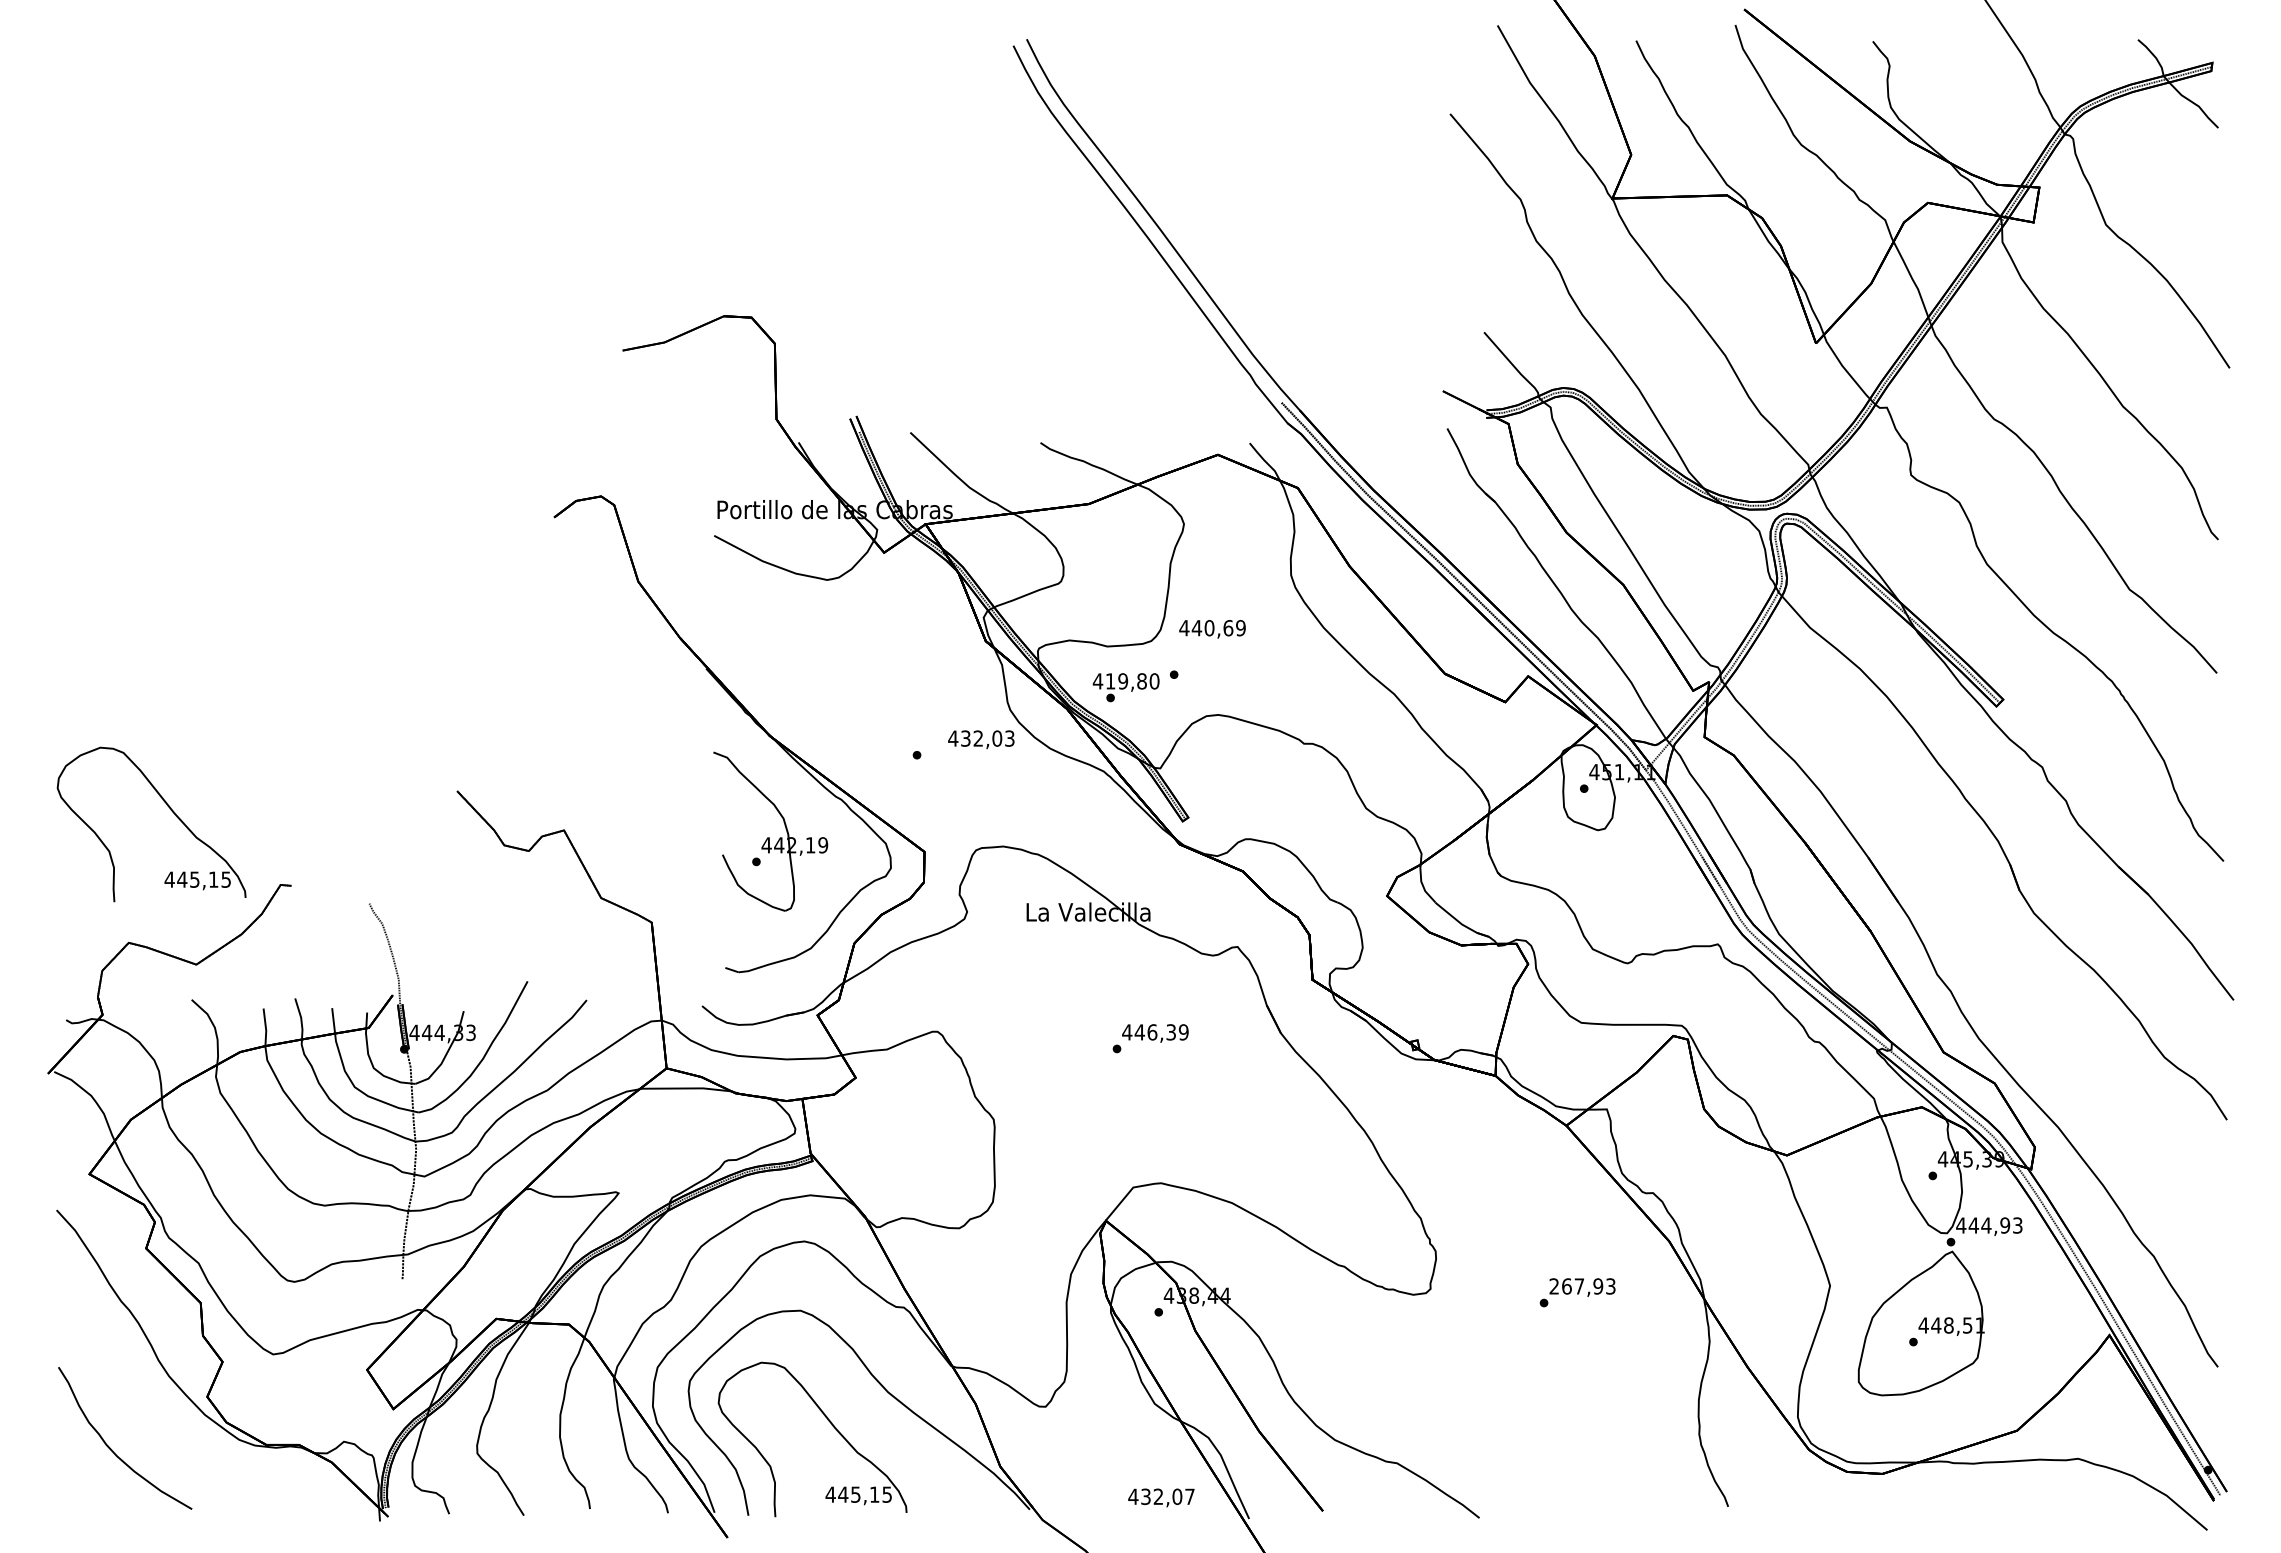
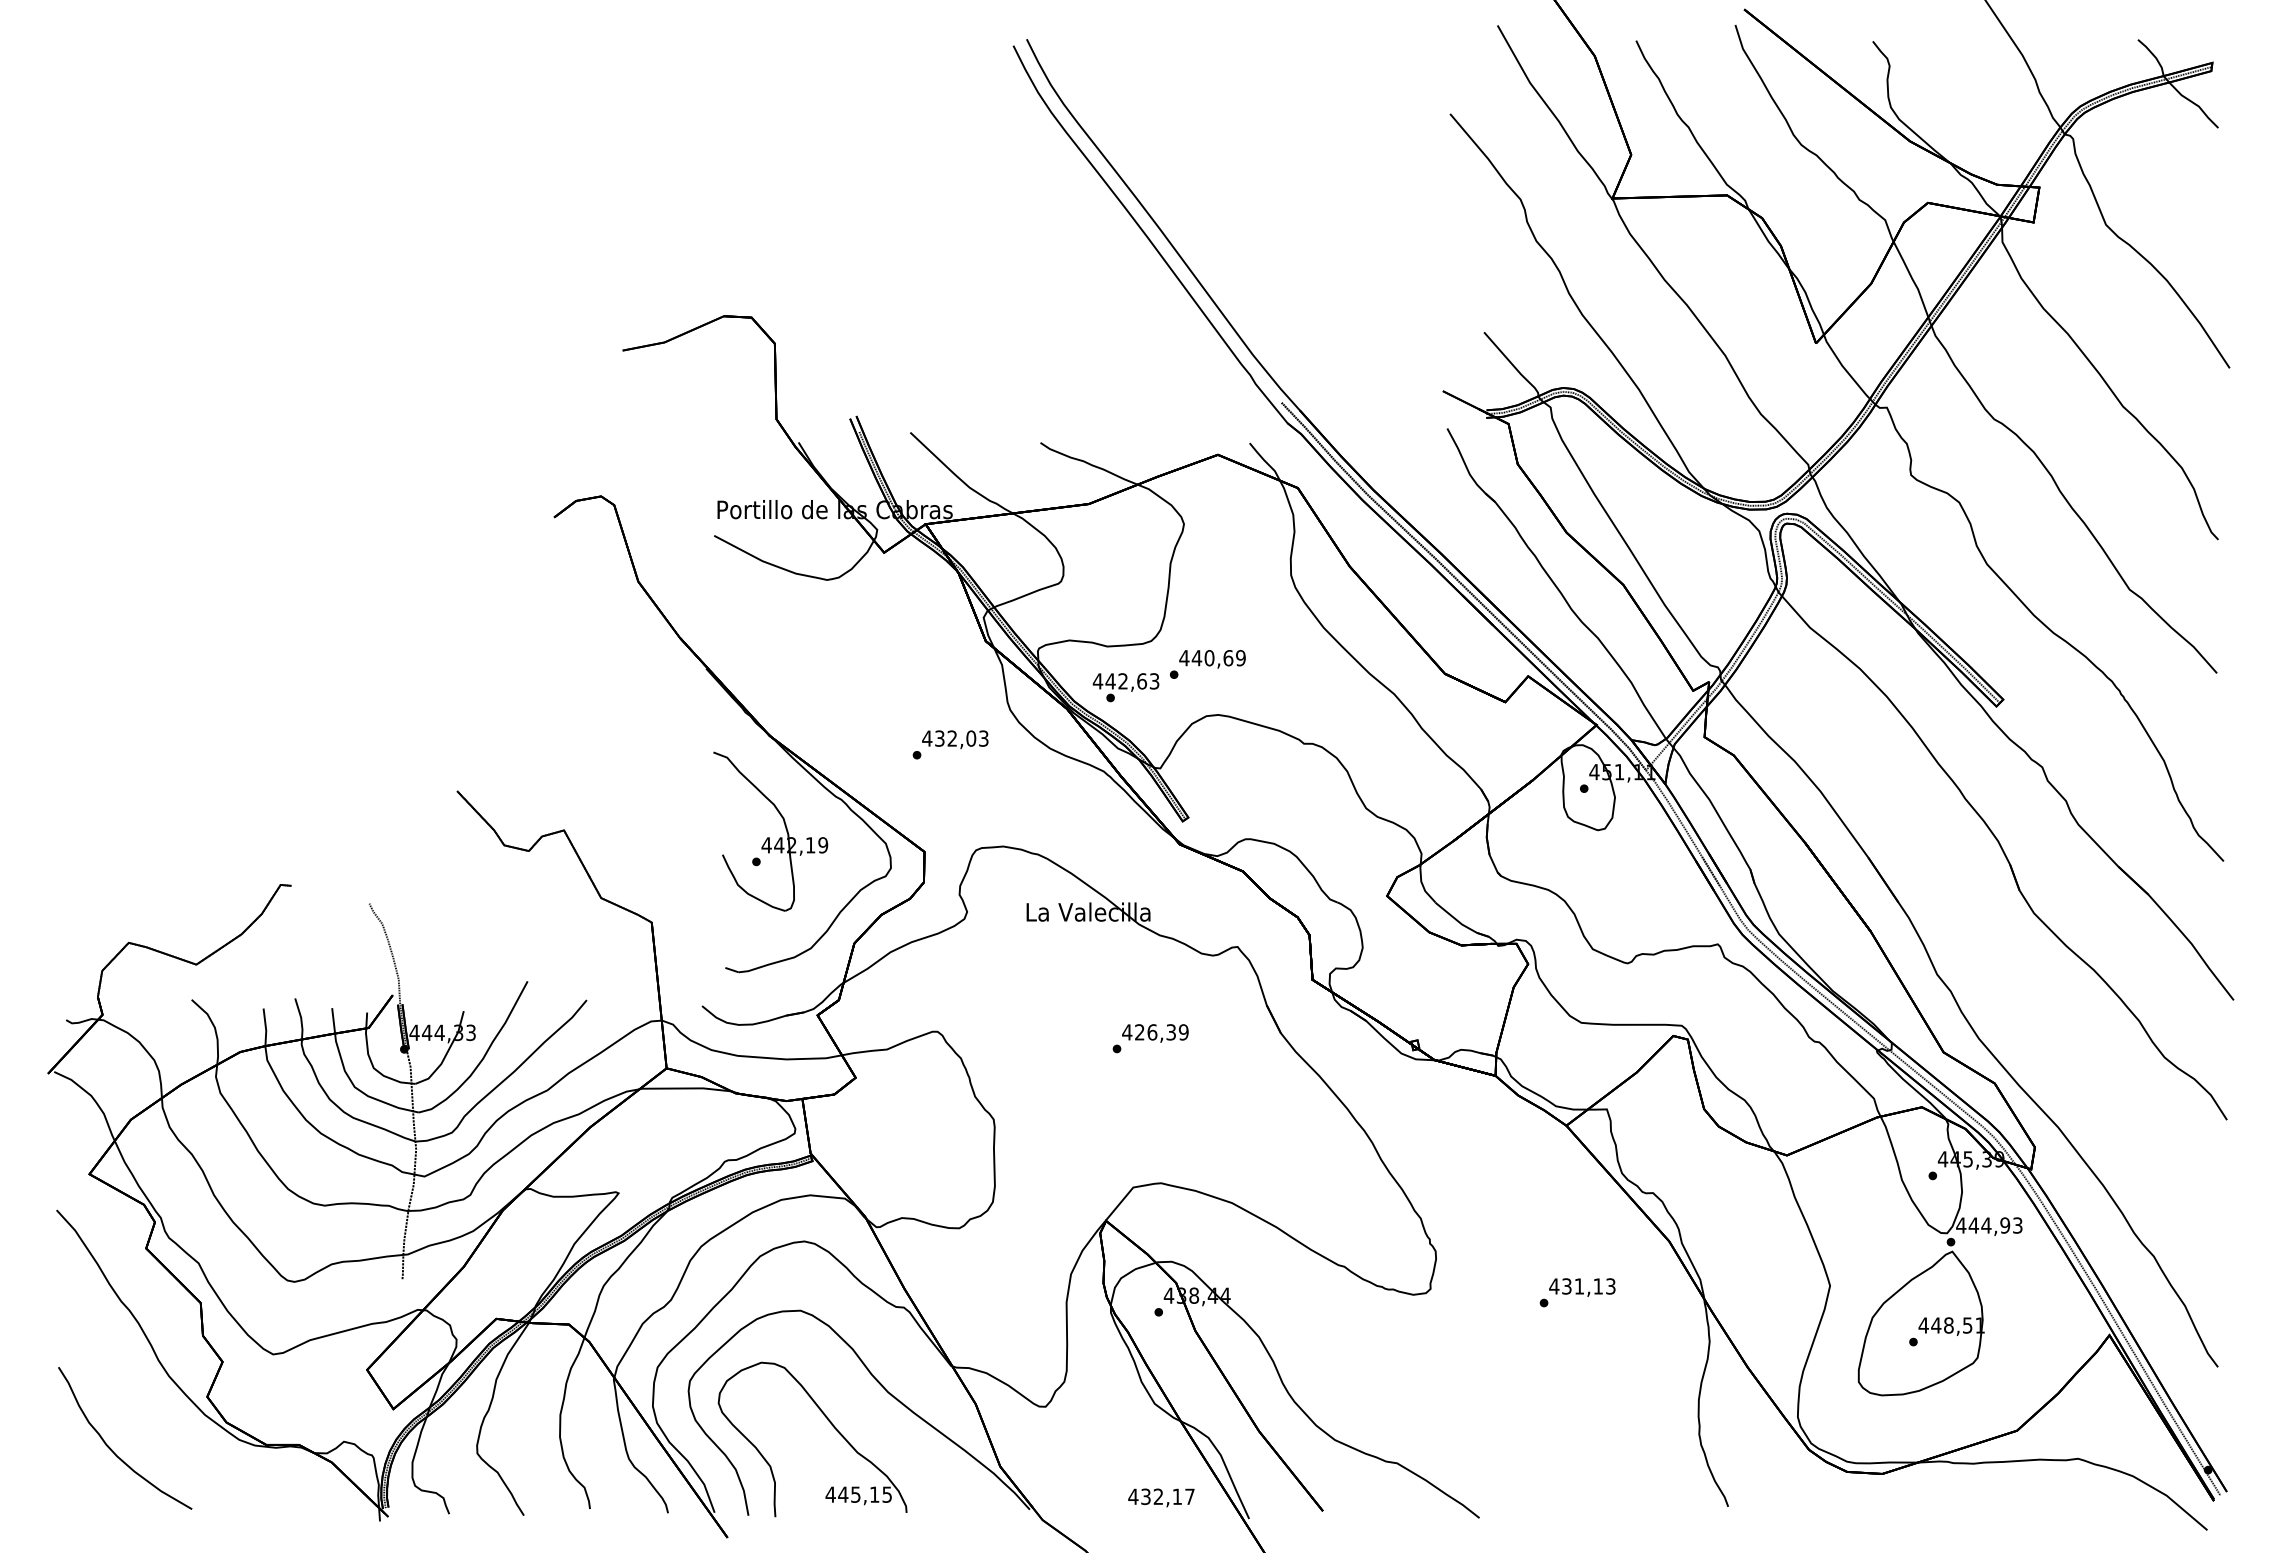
text position: (1212, 629) -> (1212, 659) (1212, 659)
text: 419,80 -> 442,63 (1132, 681)
text position: (981, 739) -> (955, 739) (955, 739)
part: present -> none (170, 810)
text: 446,39 -> 426,39 (1139, 1032)
text: 267,93 -> 431,13 (1576, 1286)
text: 432,07 -> 432,17 (1177, 1496)
